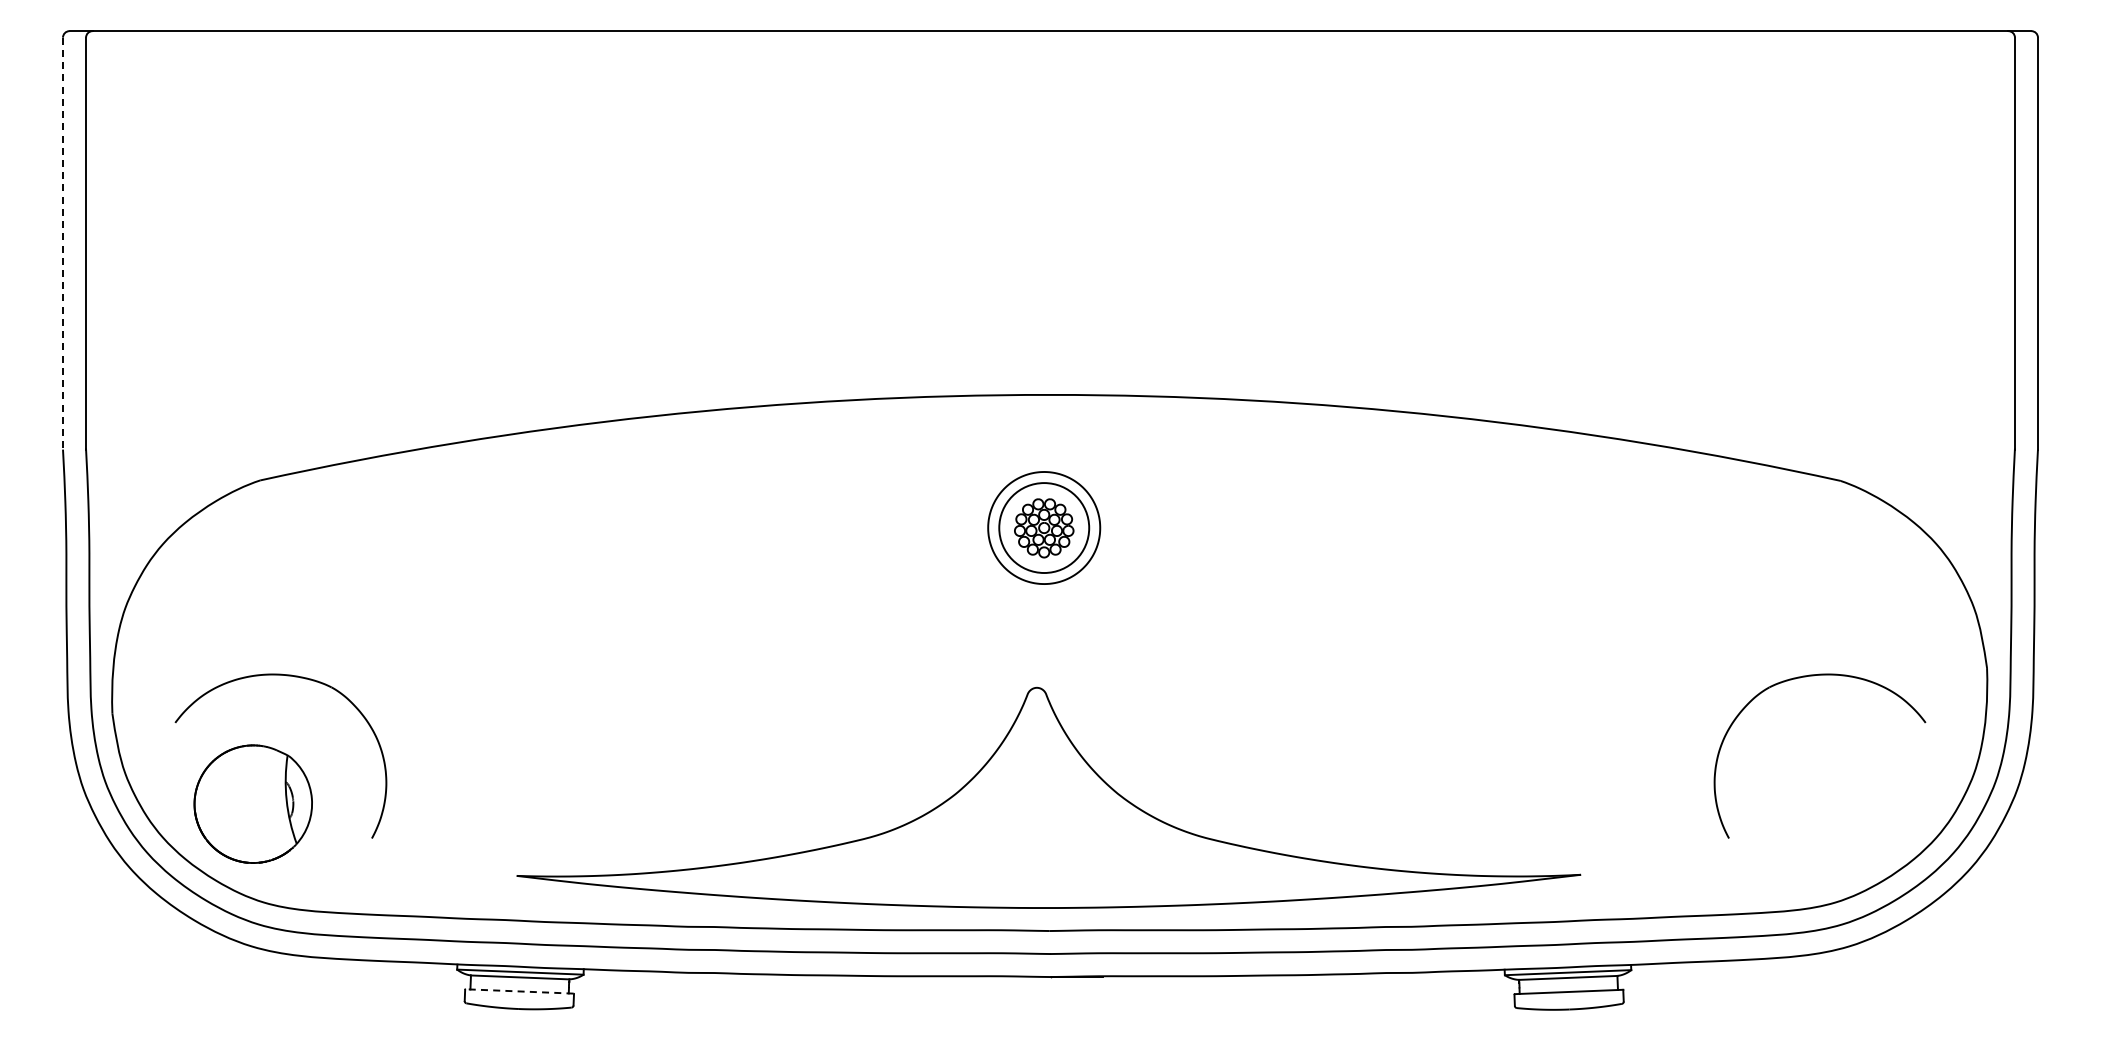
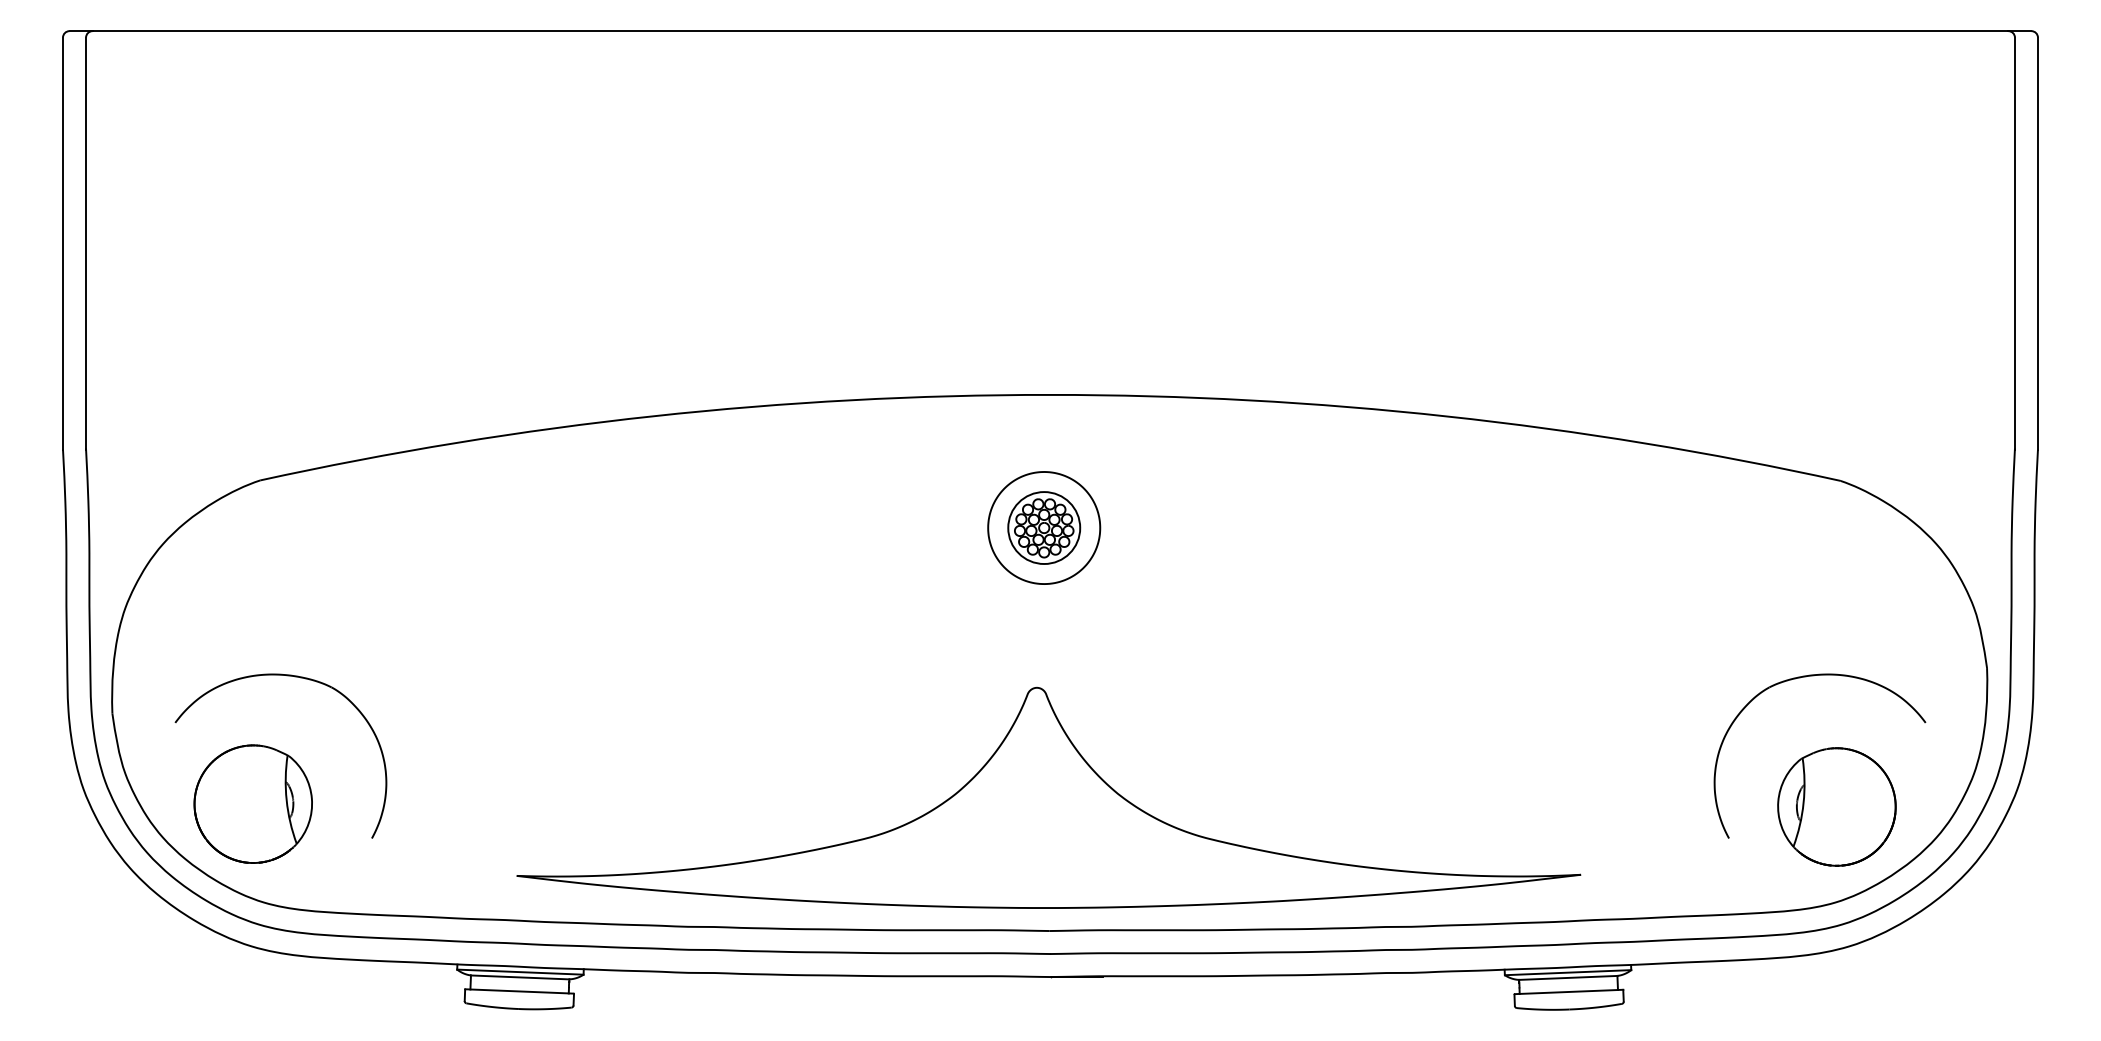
line: dashed -> solid (63, 243)
circle diameter: 90 px -> 72 px (1044, 528)
part: none -> present (1836, 806)
line: dashed -> solid (518, 991)
